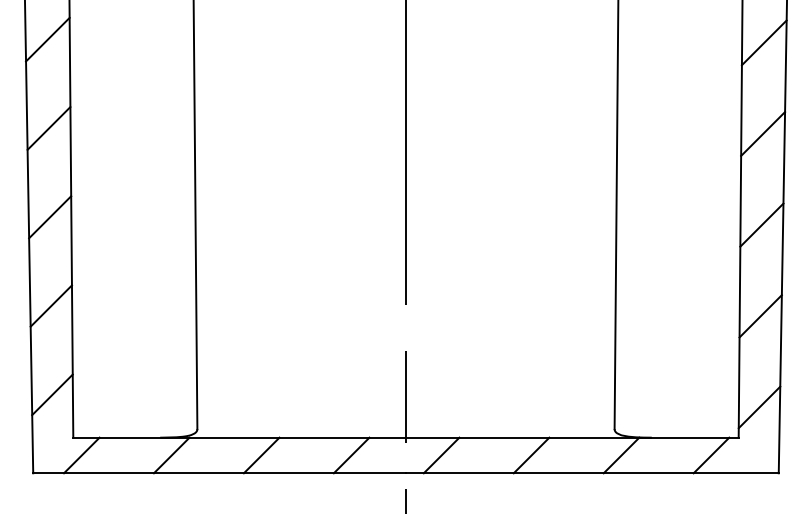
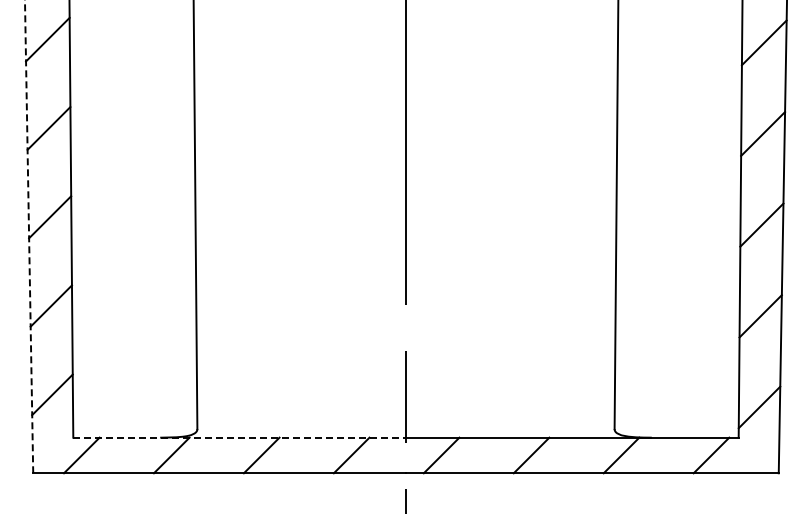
line: solid -> dashed (29, 236)
line: solid -> dashed (240, 437)
